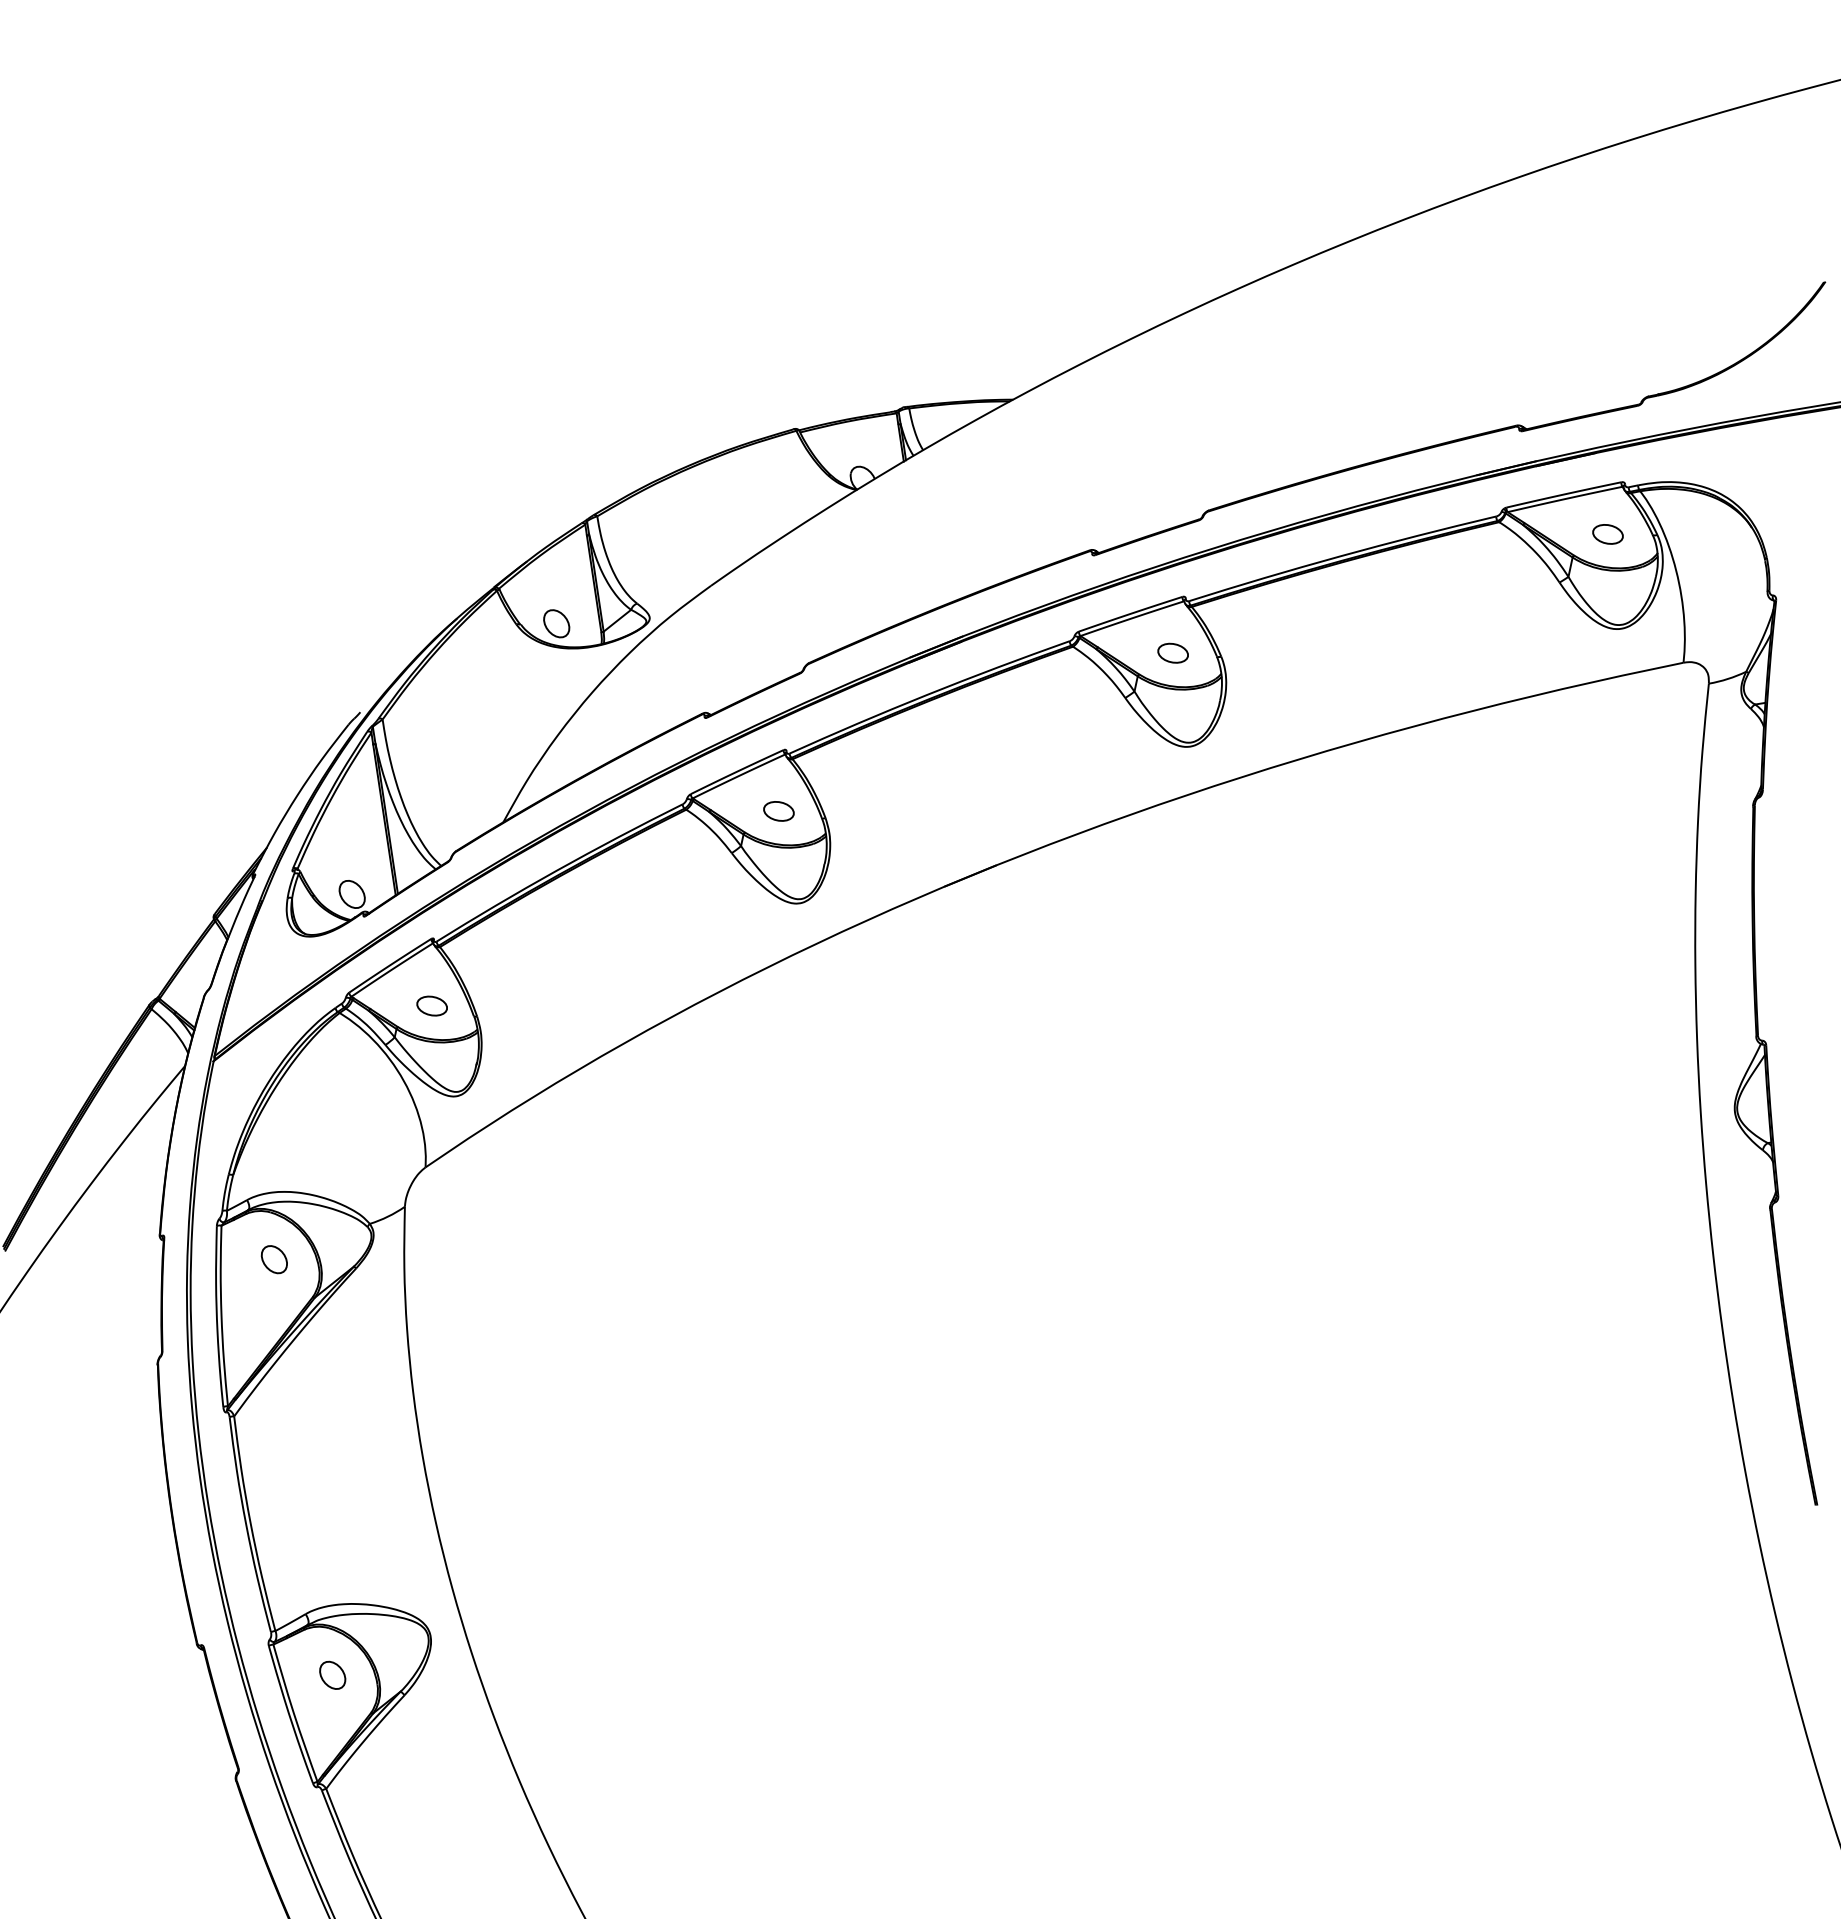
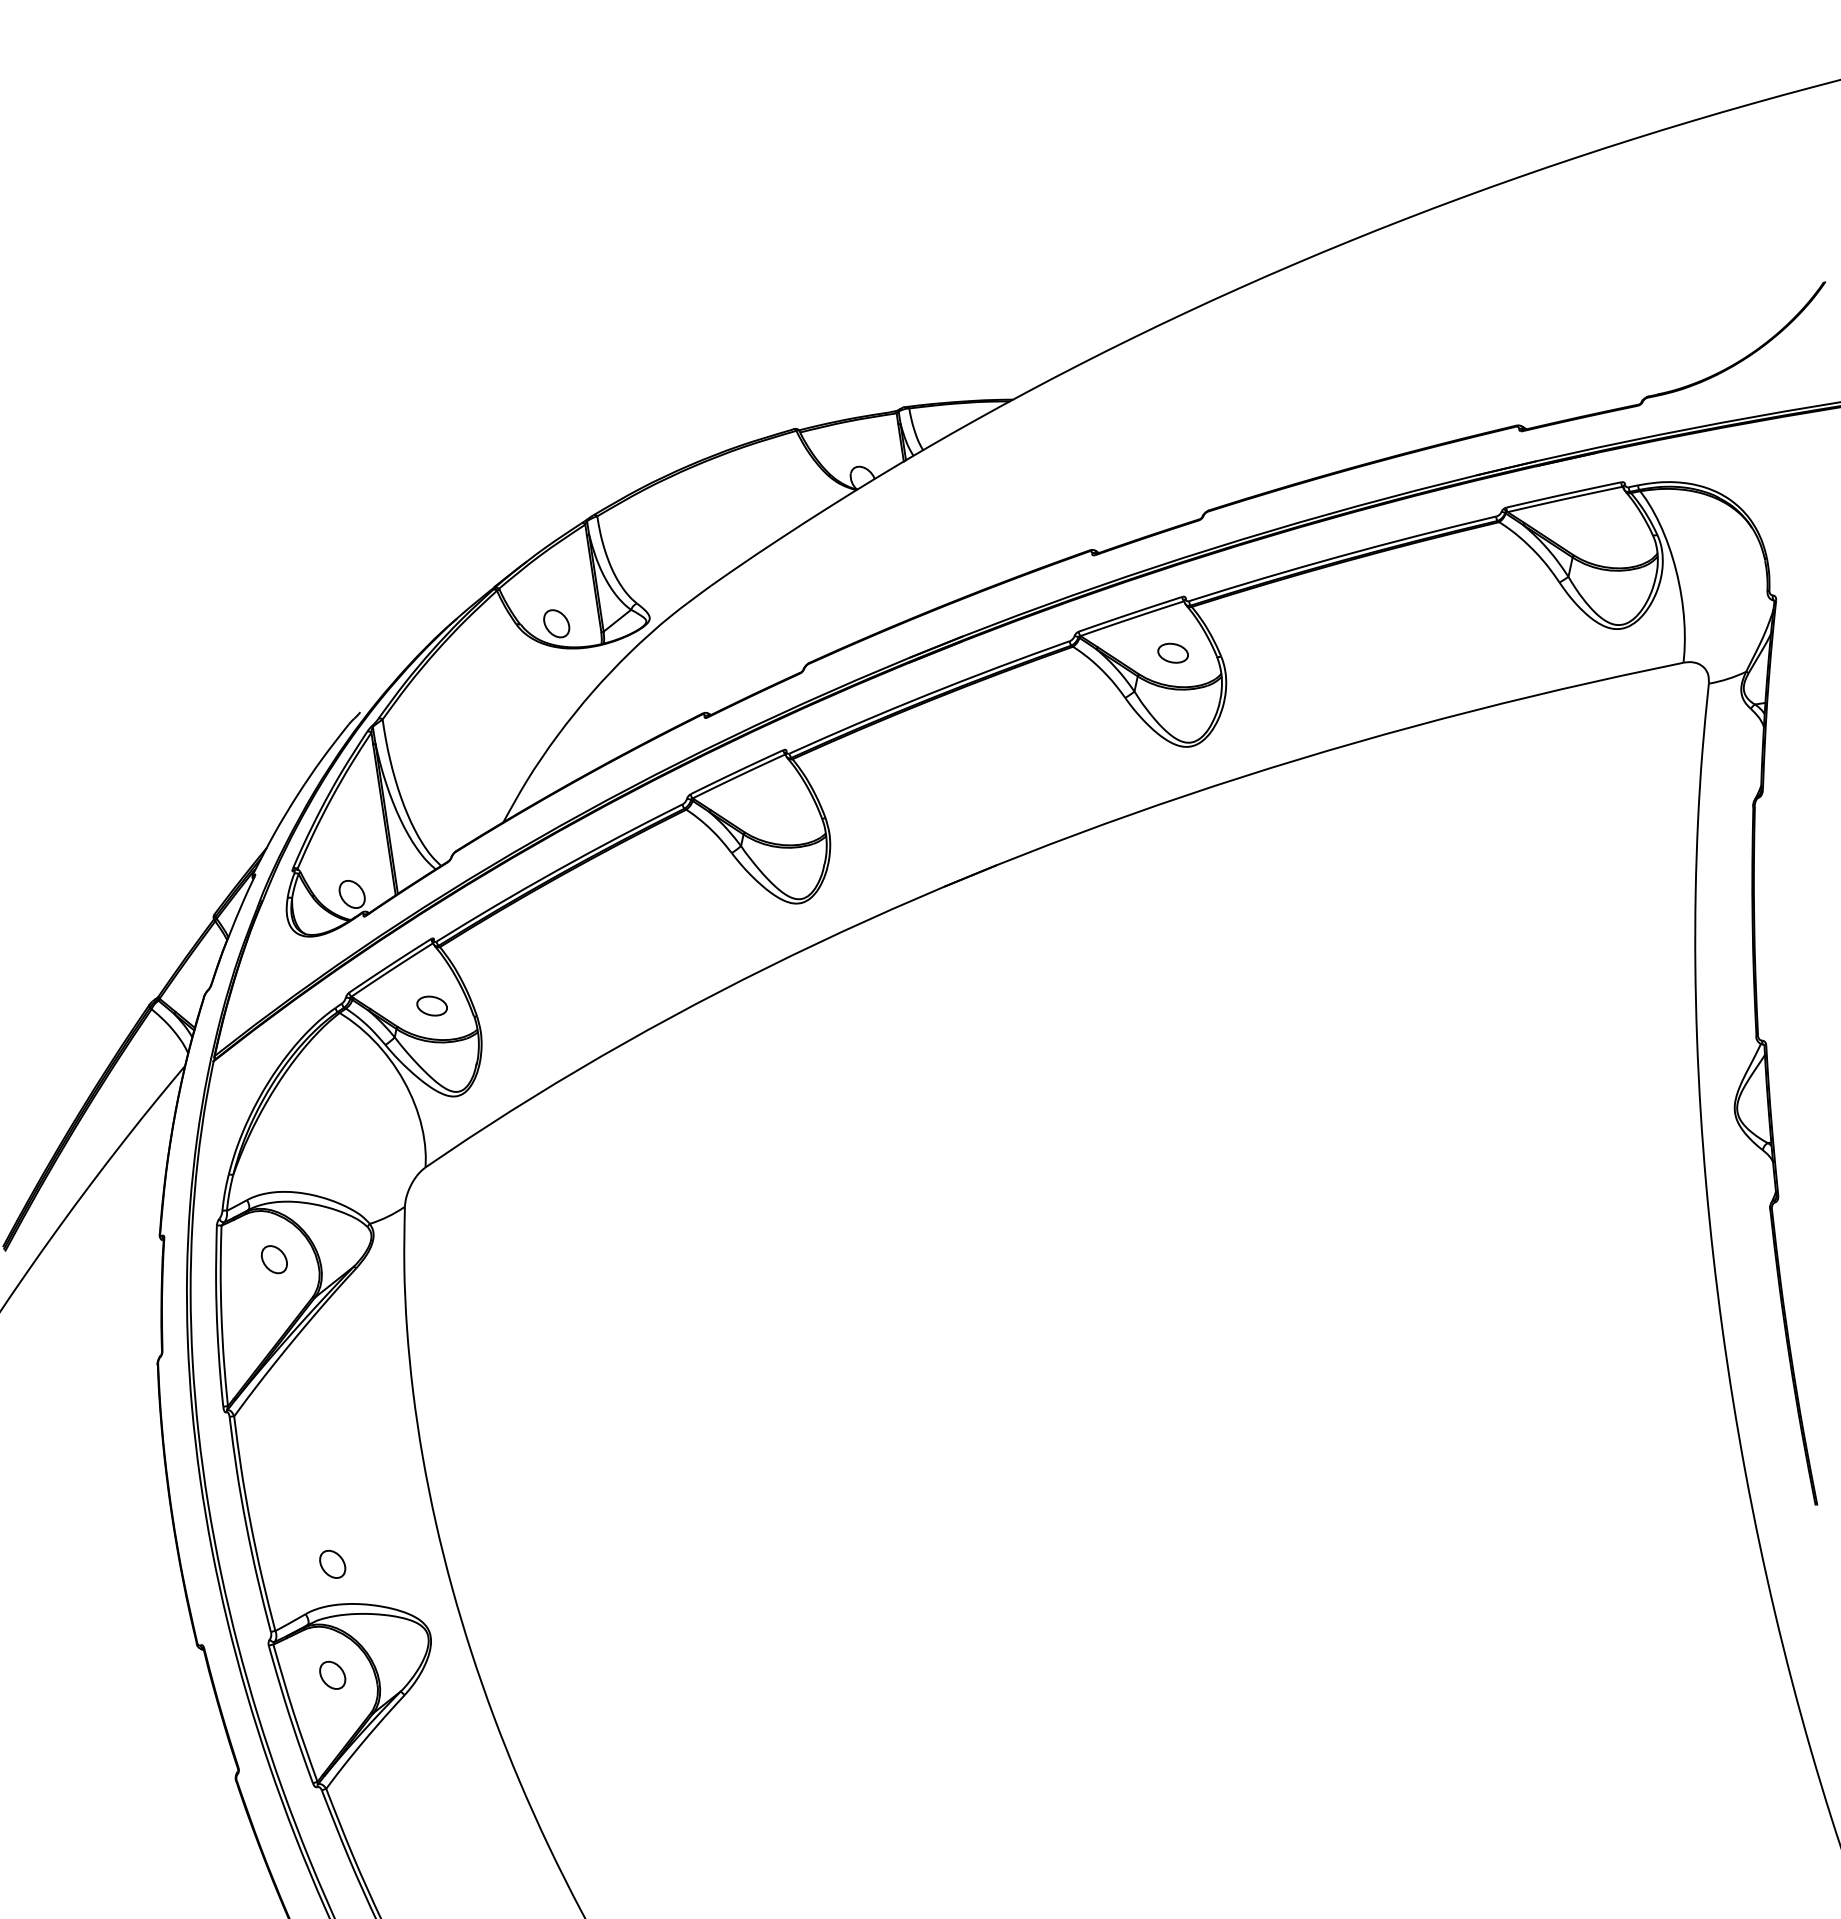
part: present -> none (1607, 534)
part: present -> none (778, 811)
part: none -> present (332, 1563)
